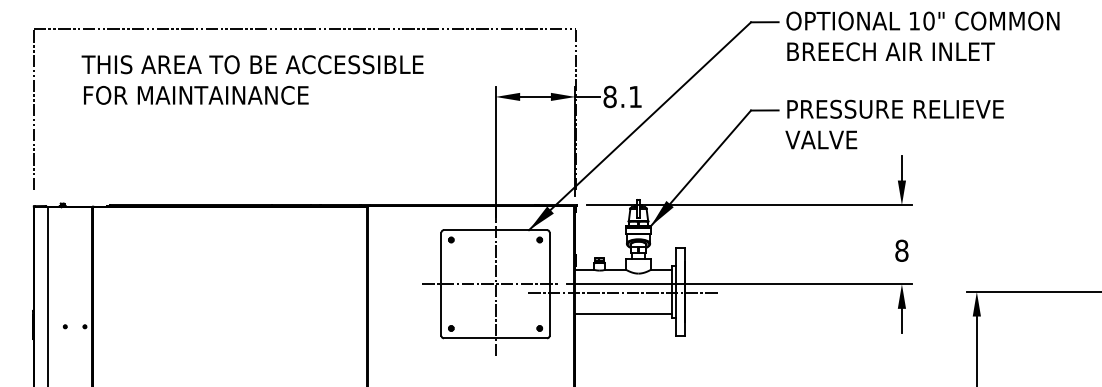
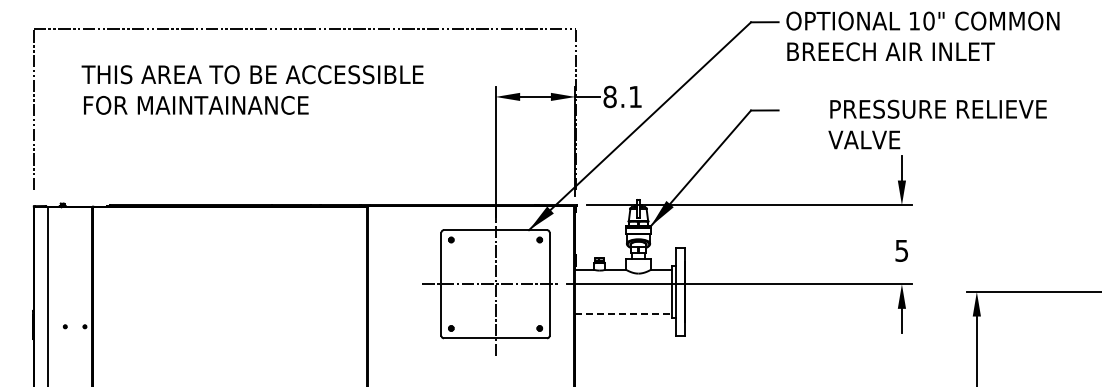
text position: (252, 79) -> (252, 89) (252, 89)
text position: (894, 124) -> (937, 124) (937, 124)
text: 8 -> 5 (901, 250)
line: present -> none (624, 293)
line: solid -> dashed (623, 314)
